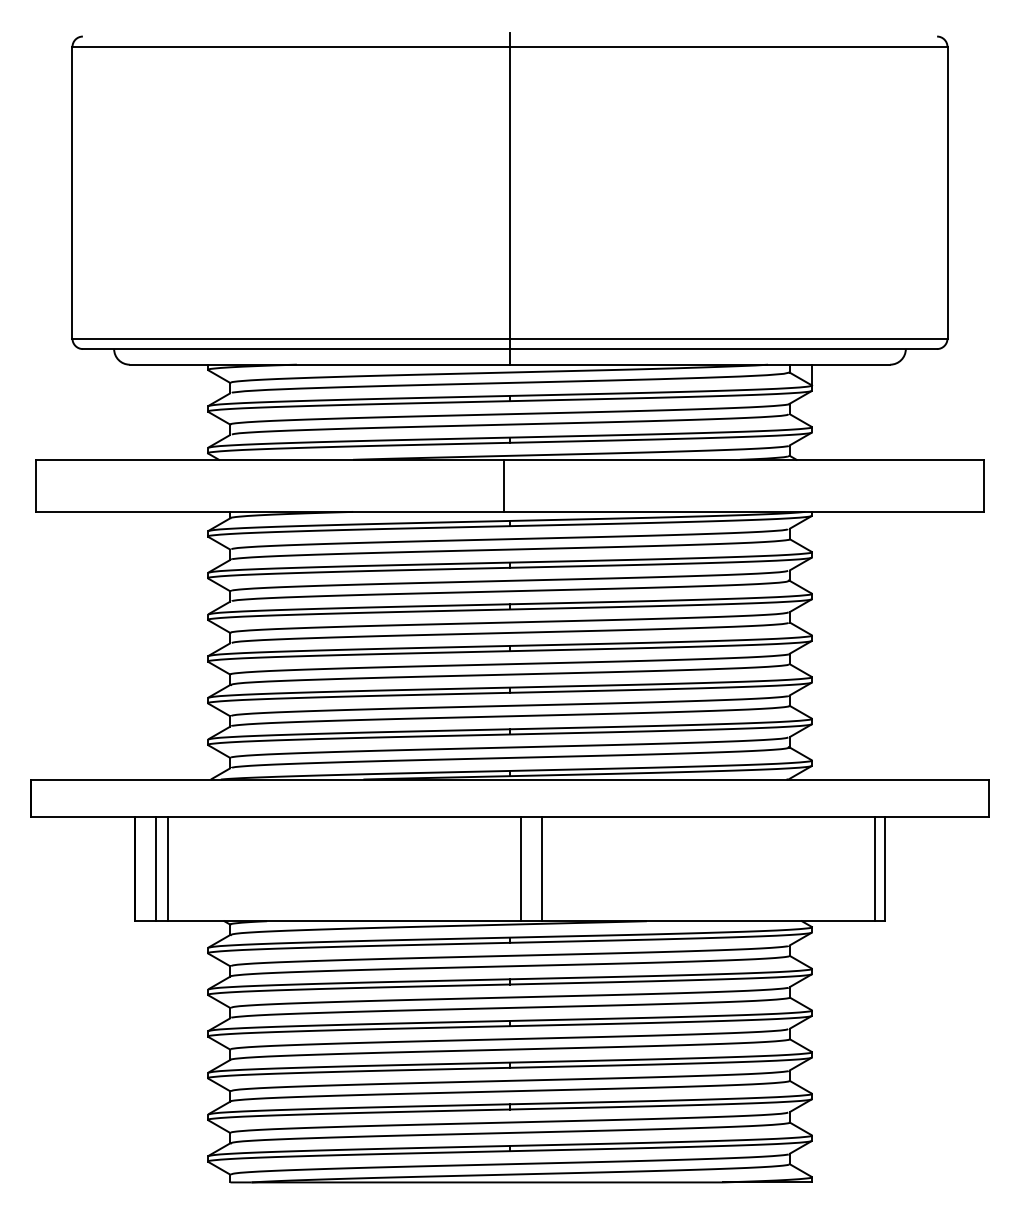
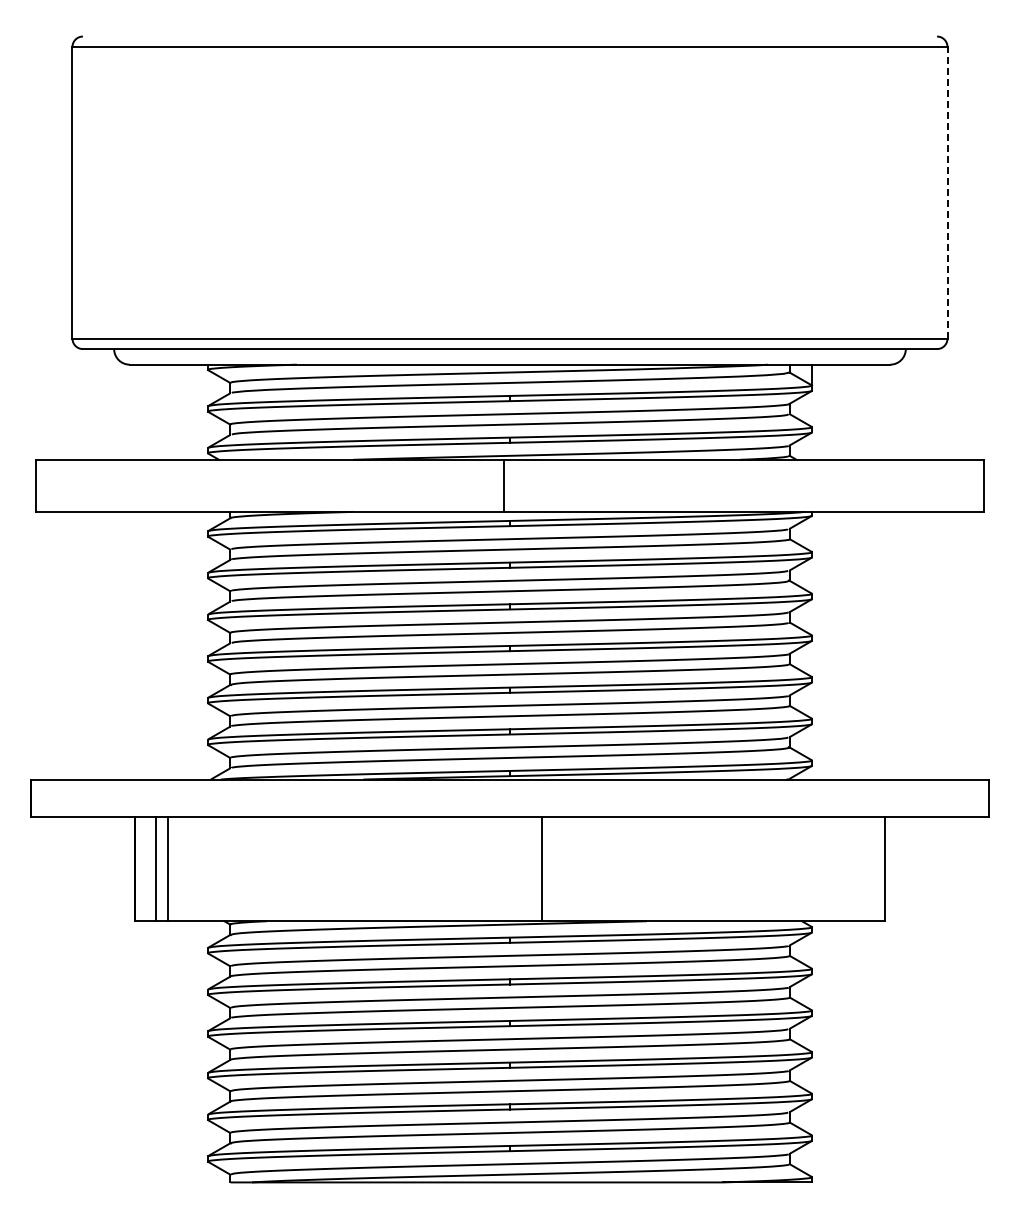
line: solid -> dashed (947, 192)
line: present -> none (509, 198)
line: present -> none (521, 869)
line: present -> none (875, 869)
